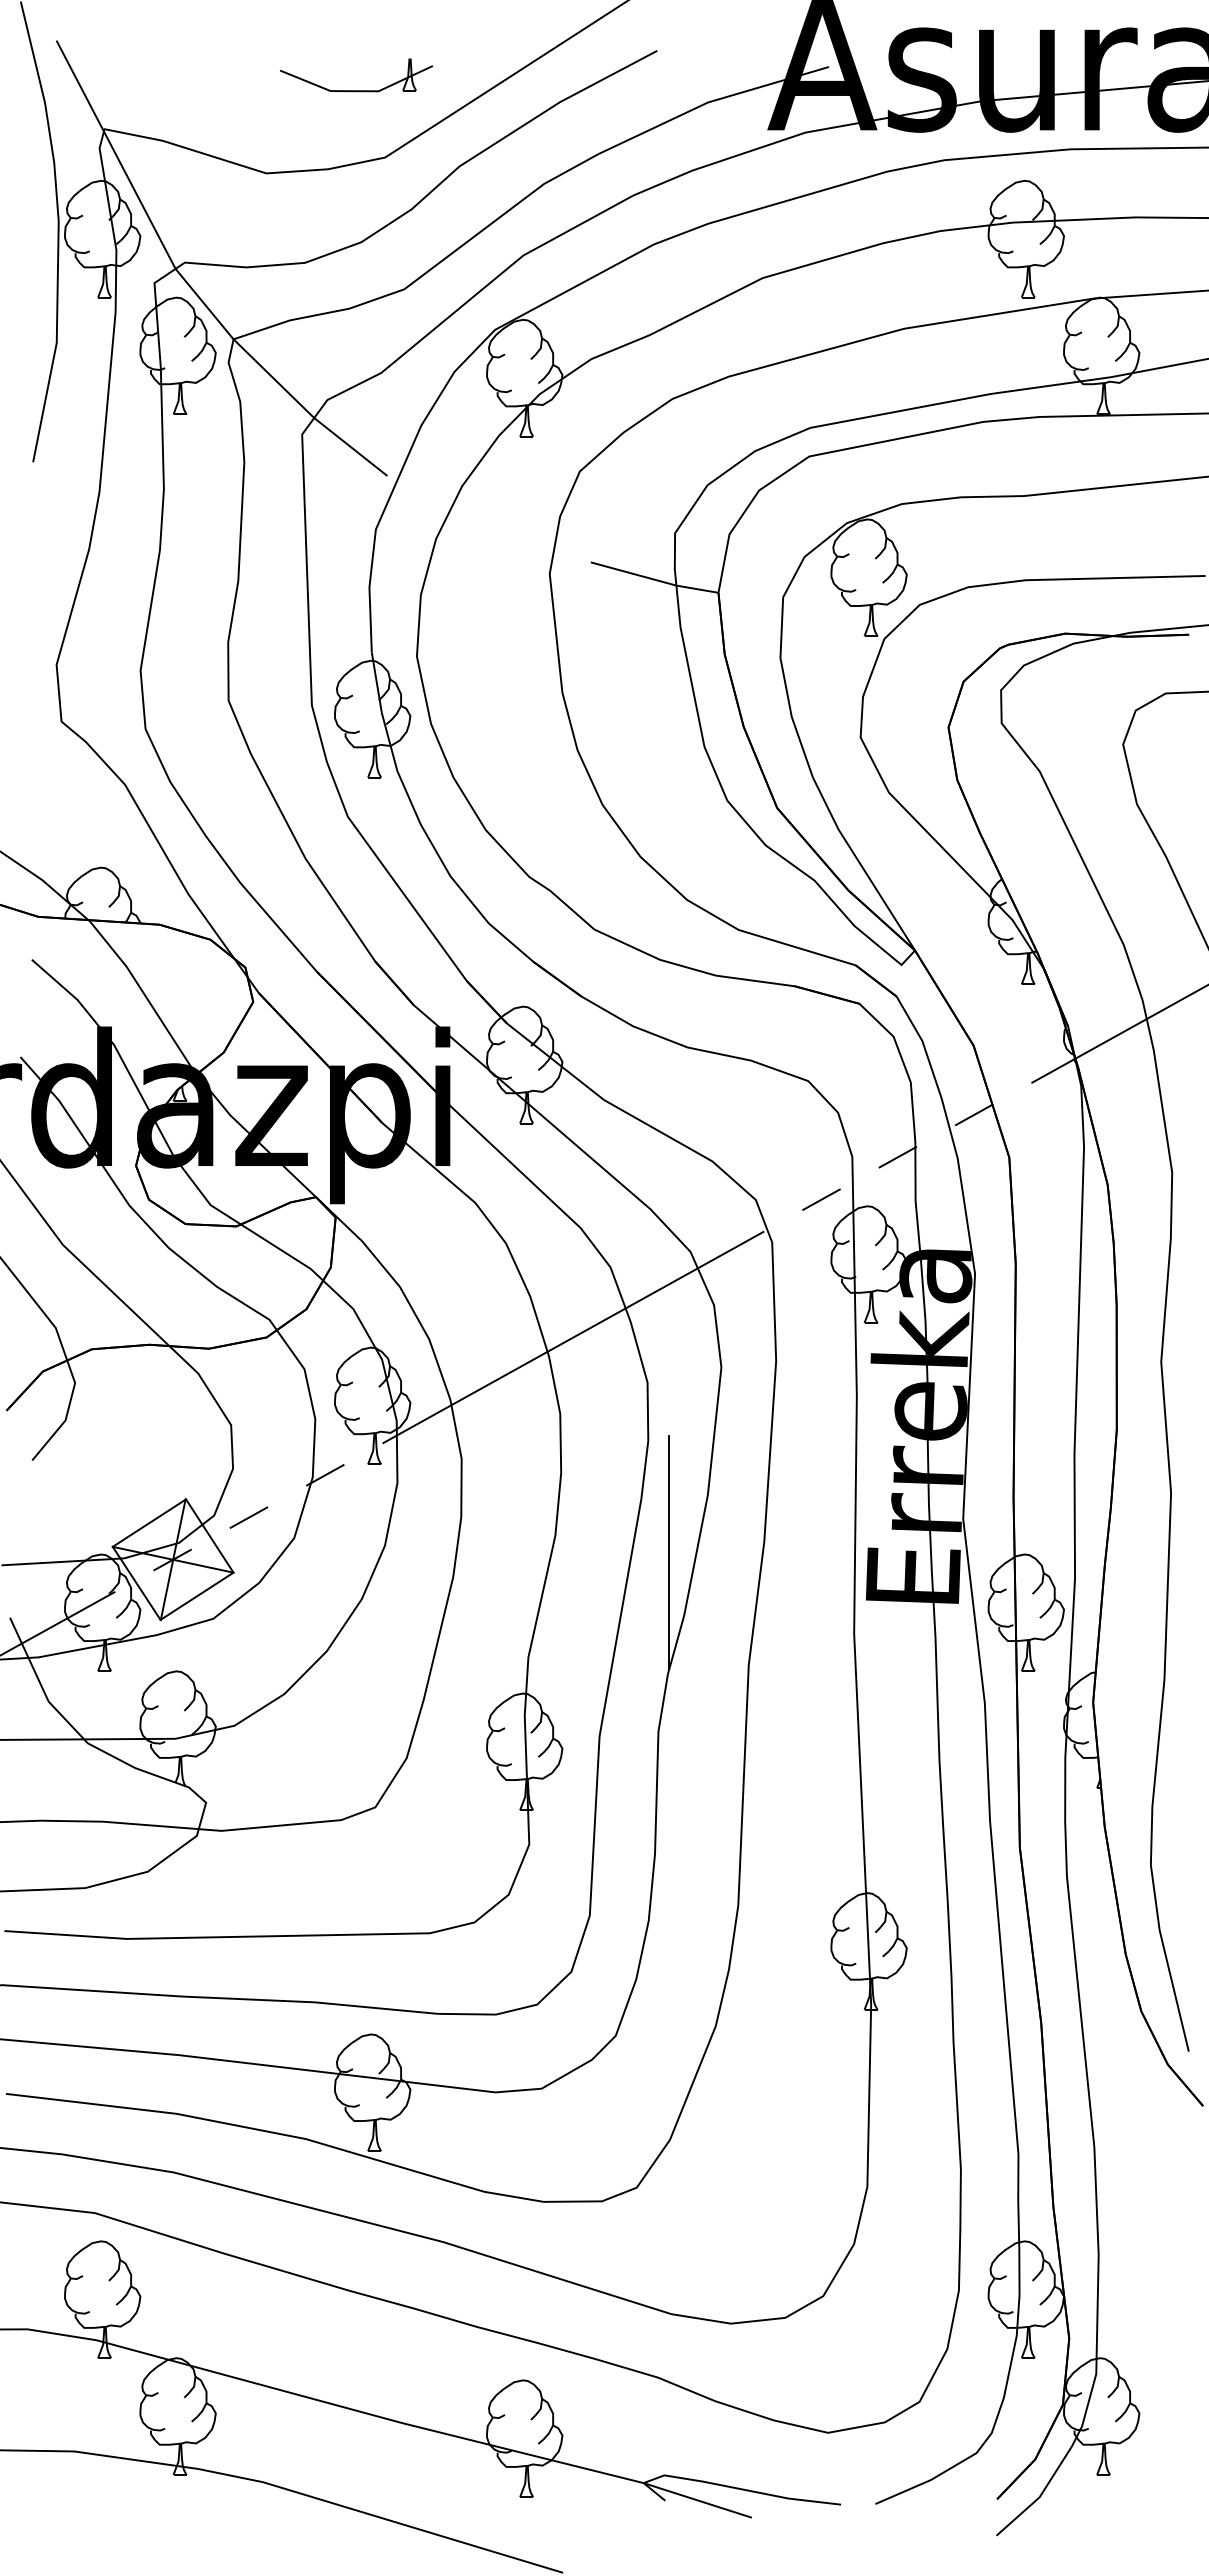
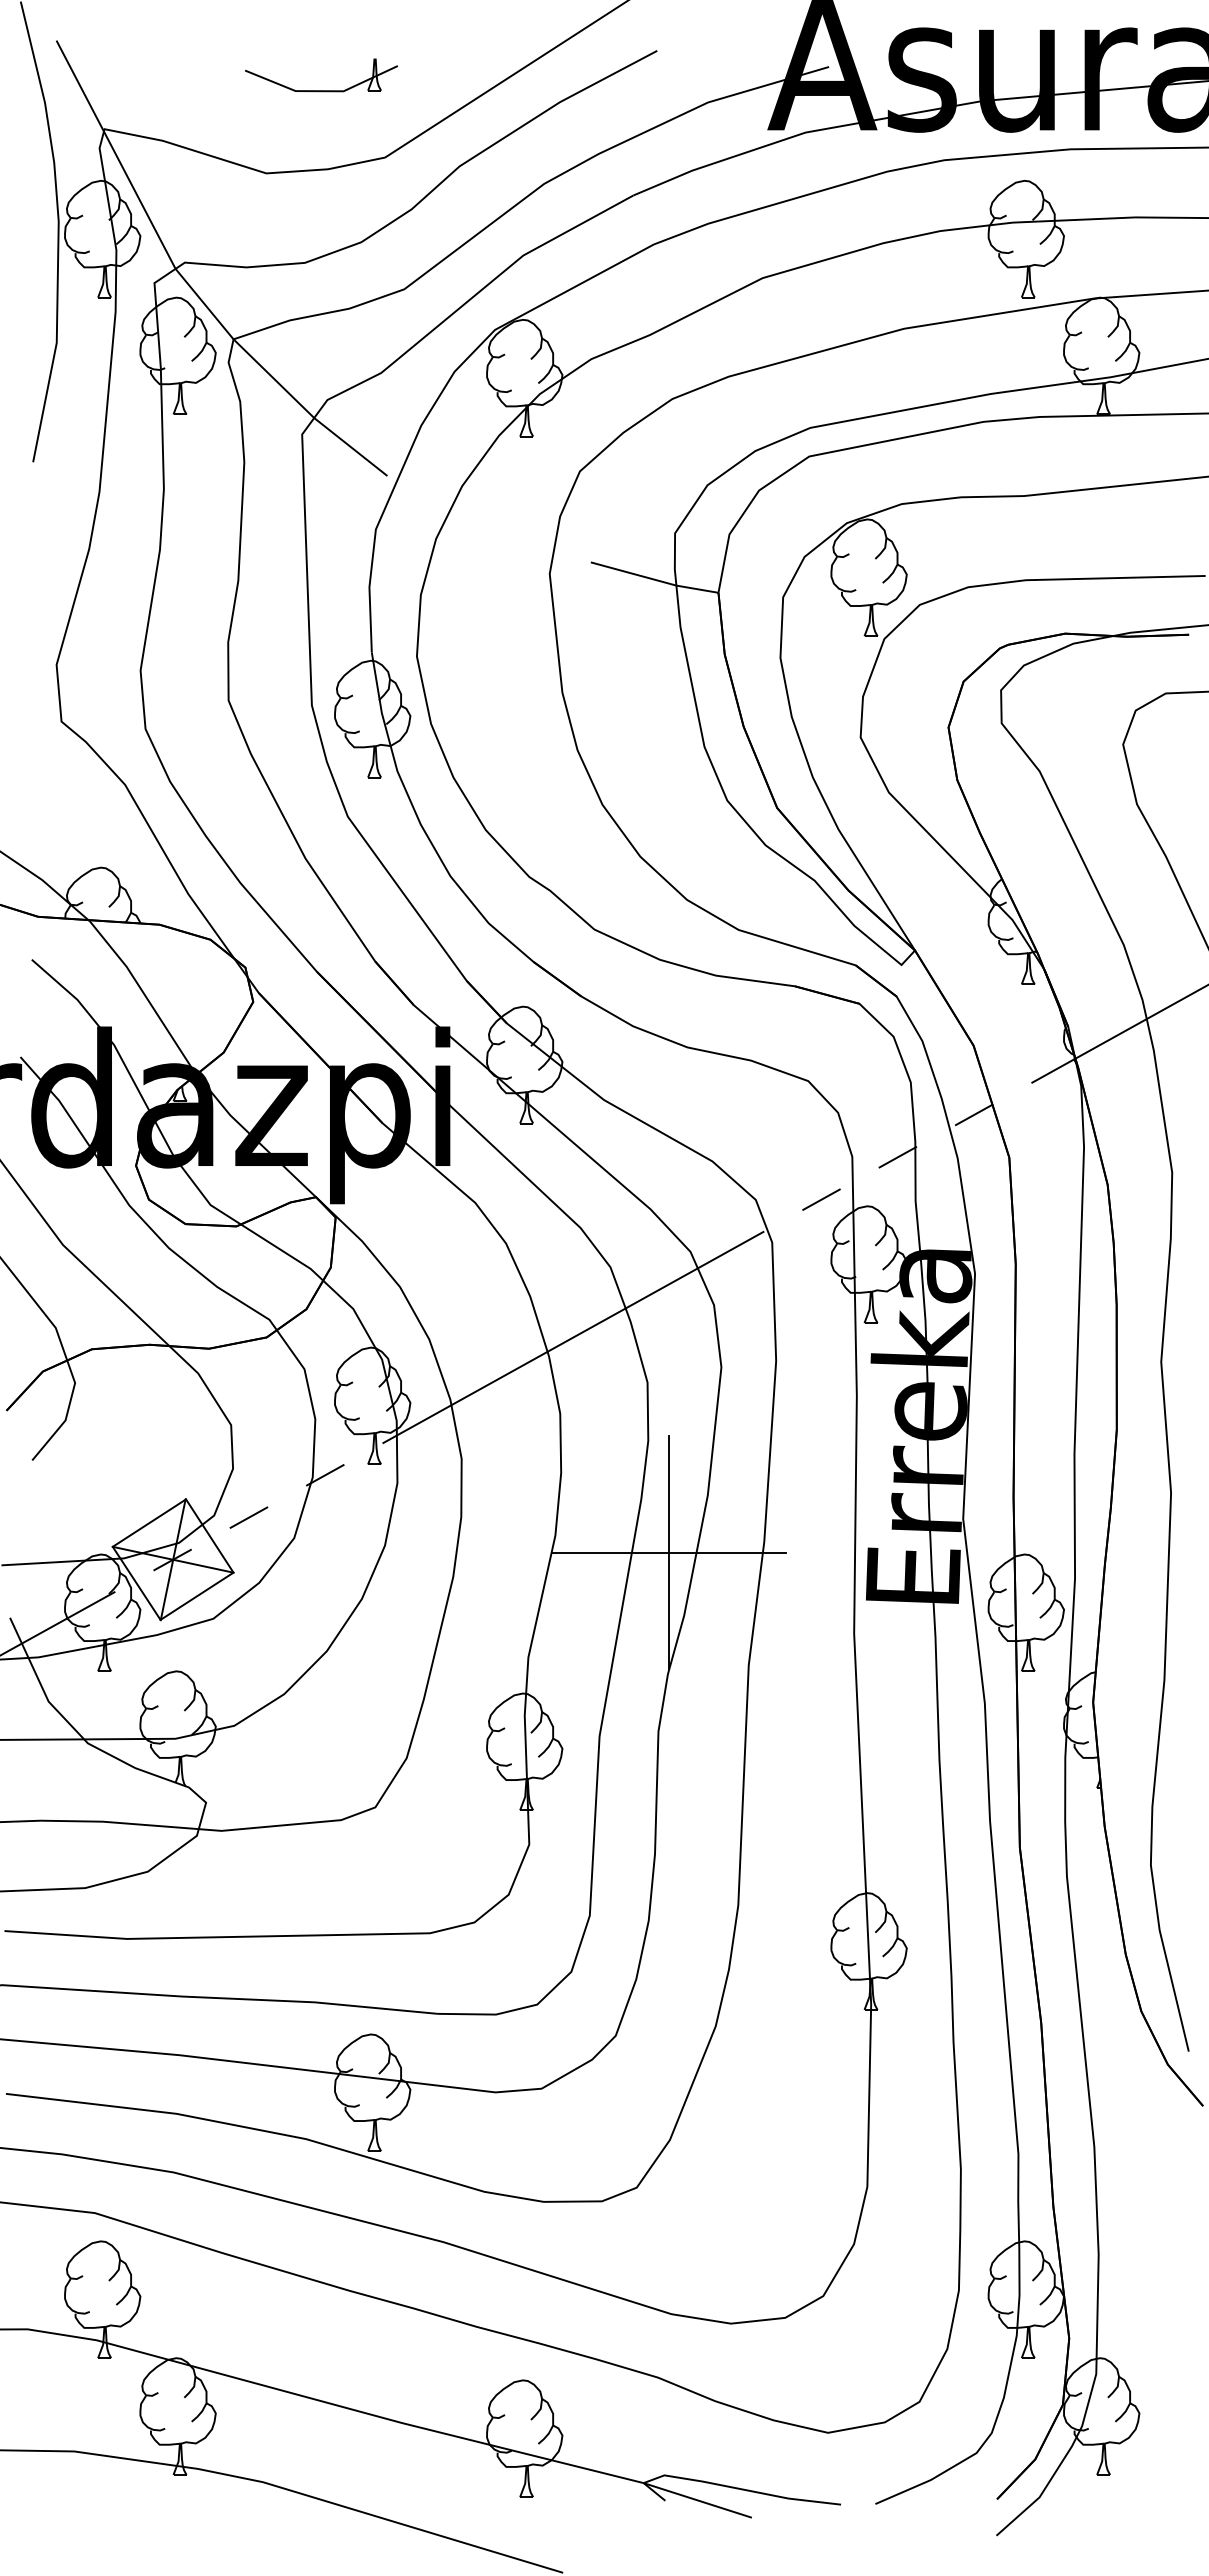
part position: (356, 90) -> (321, 90) (321, 90)
line: none -> present (668, 1552)
